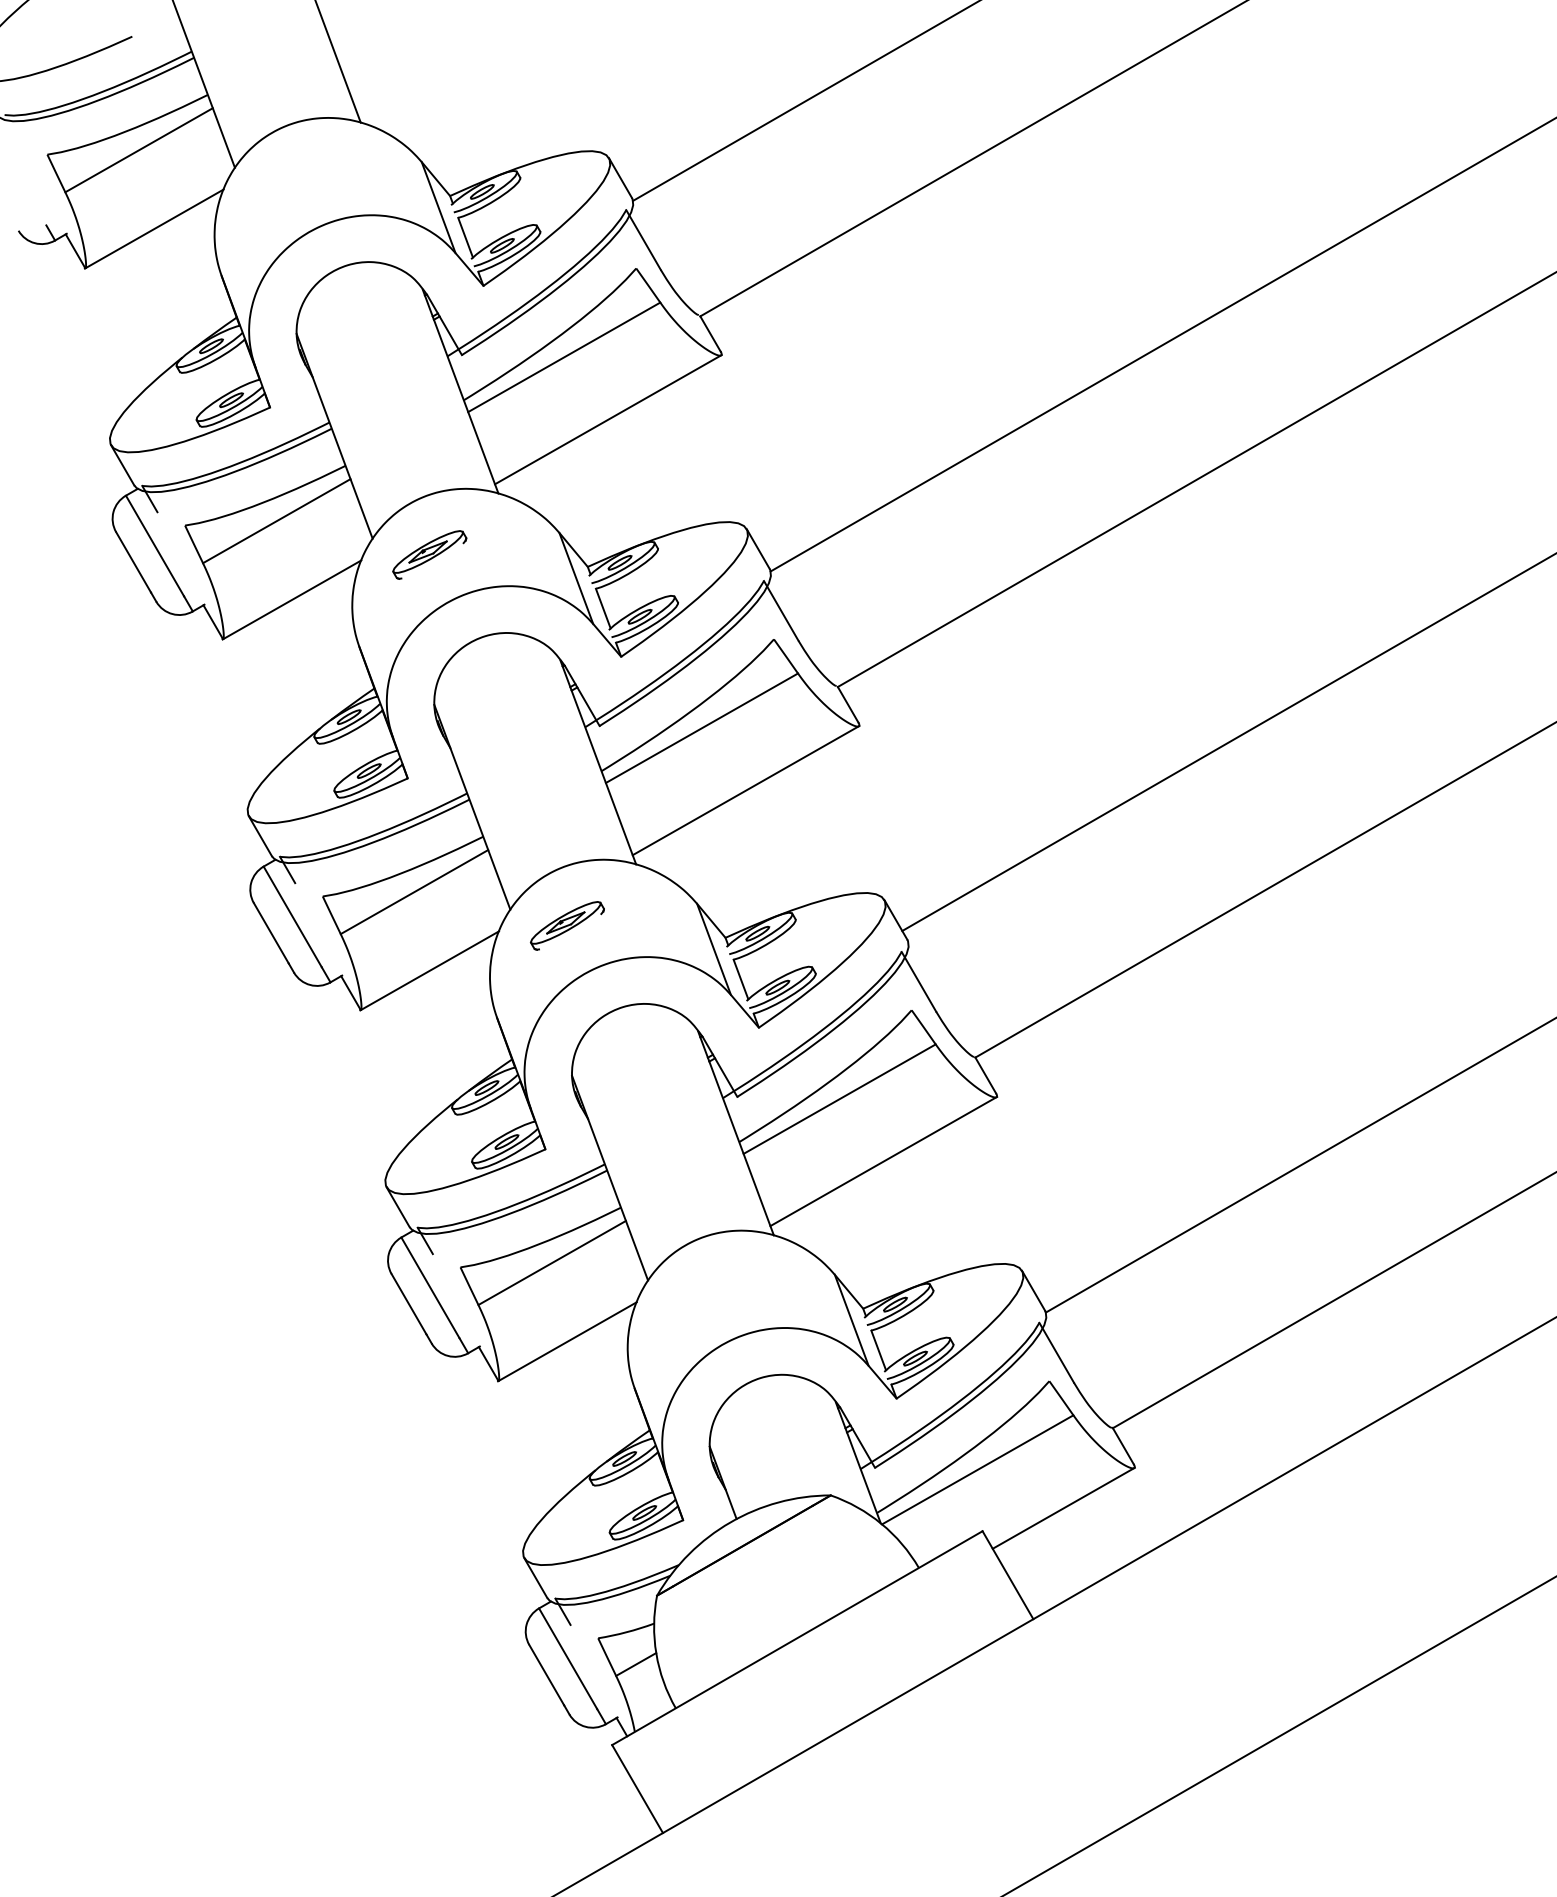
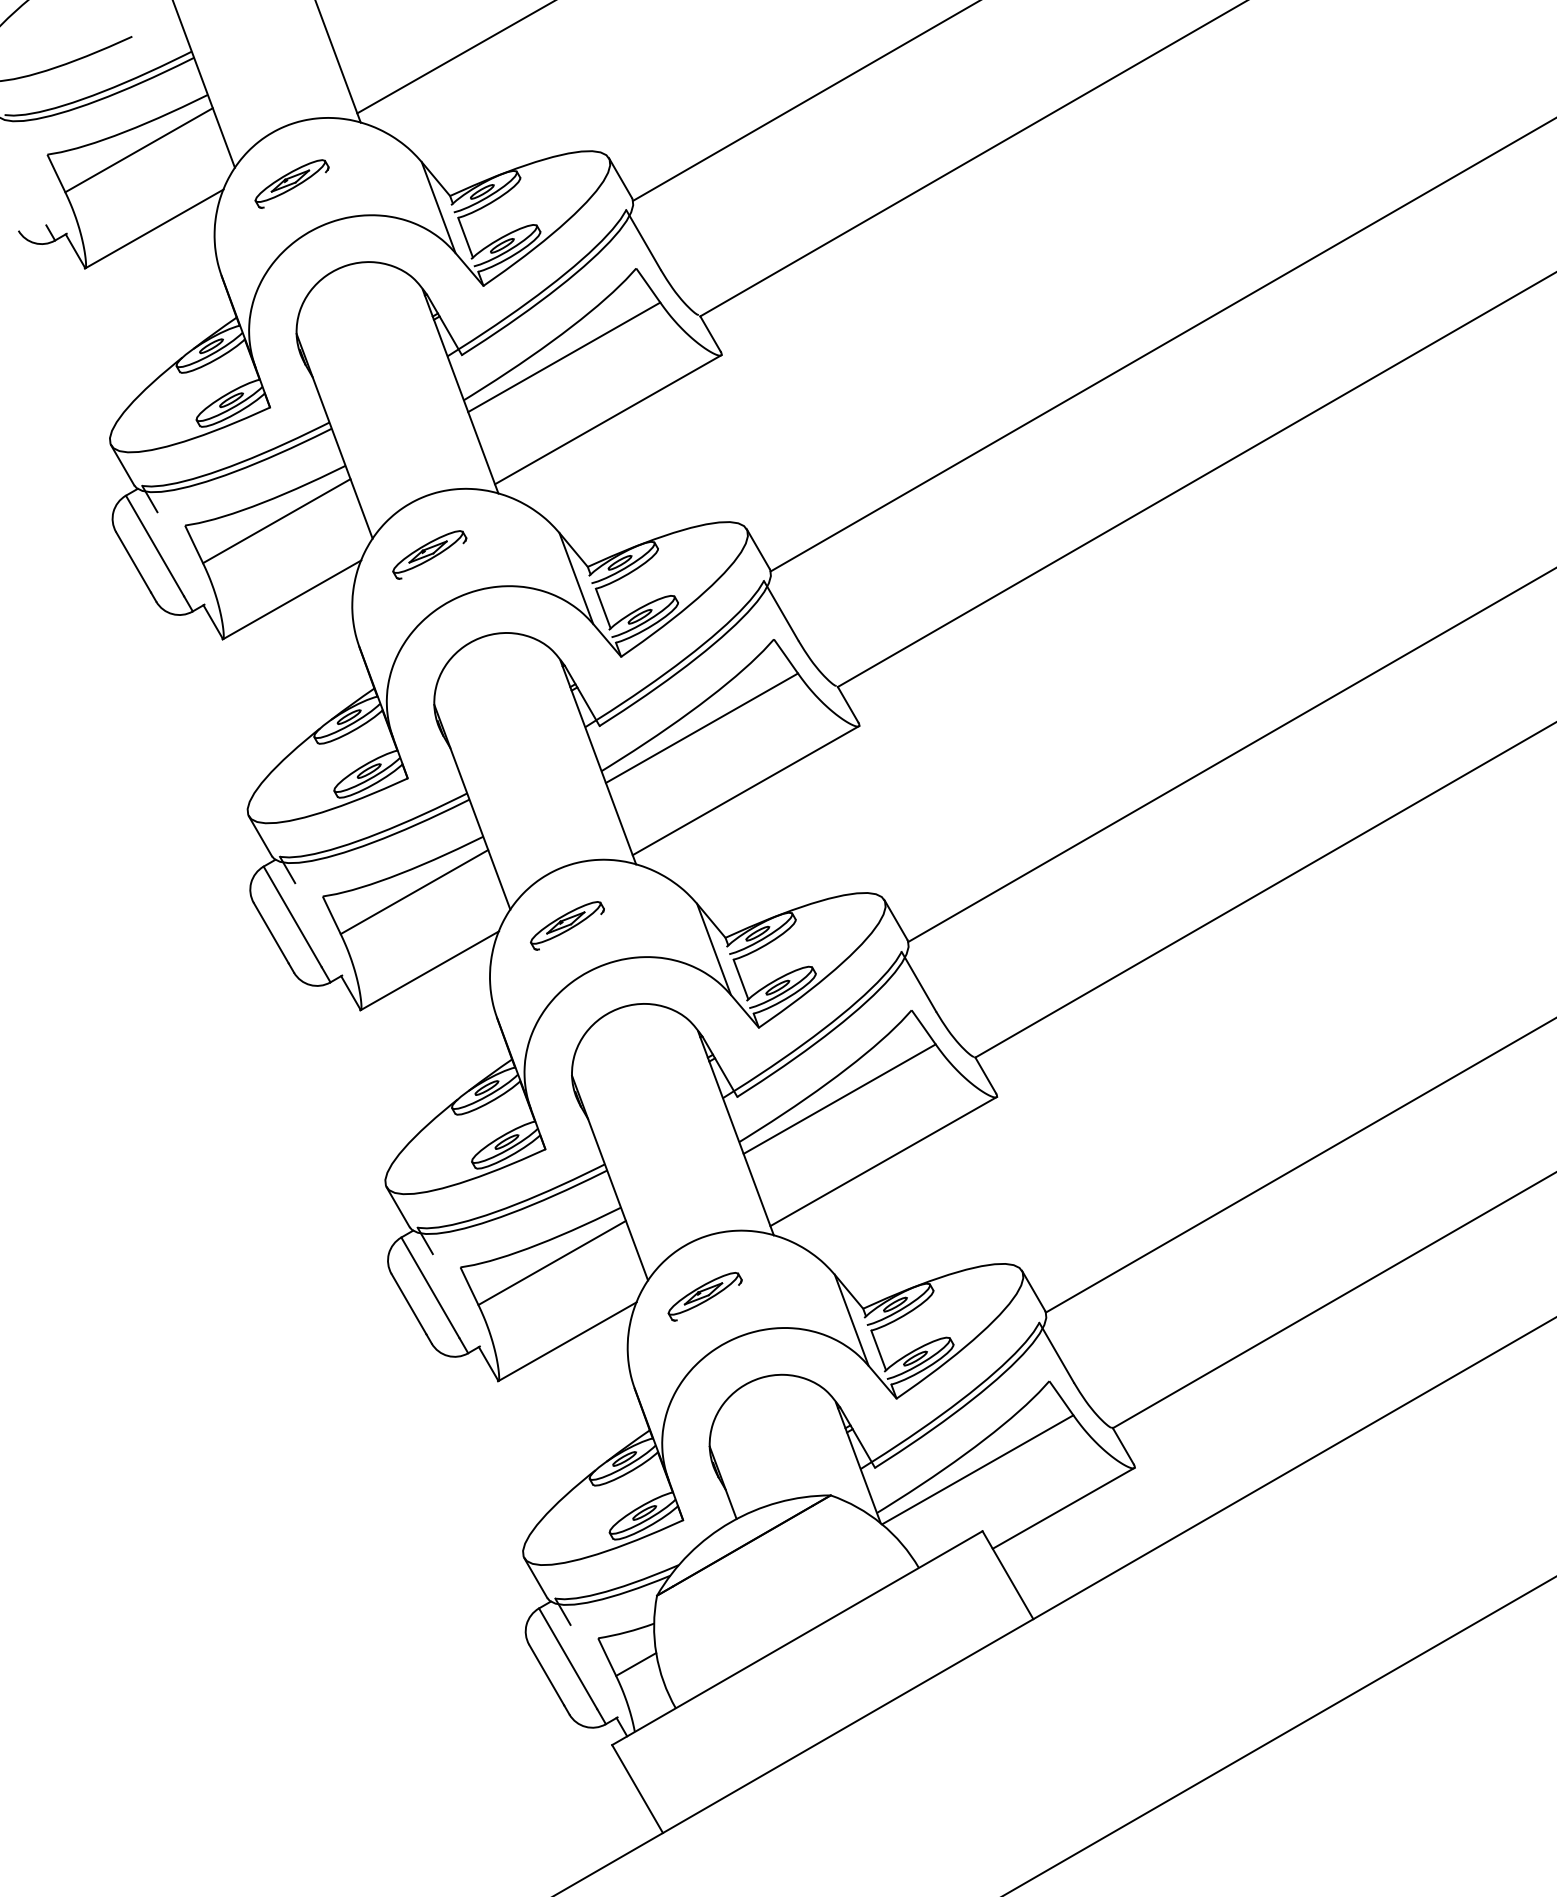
line: none -> present (454, 57)
part: none -> present (291, 183)
line position: (1227, 742) -> (1230, 755) (1230, 755)
part: none -> present (704, 1296)
